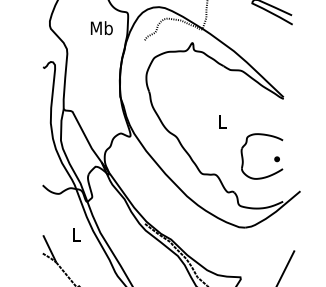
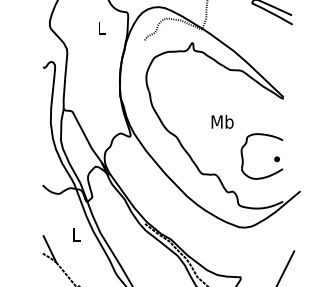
text: Mb -> L (101, 28)
text: L -> Mb (222, 121)
